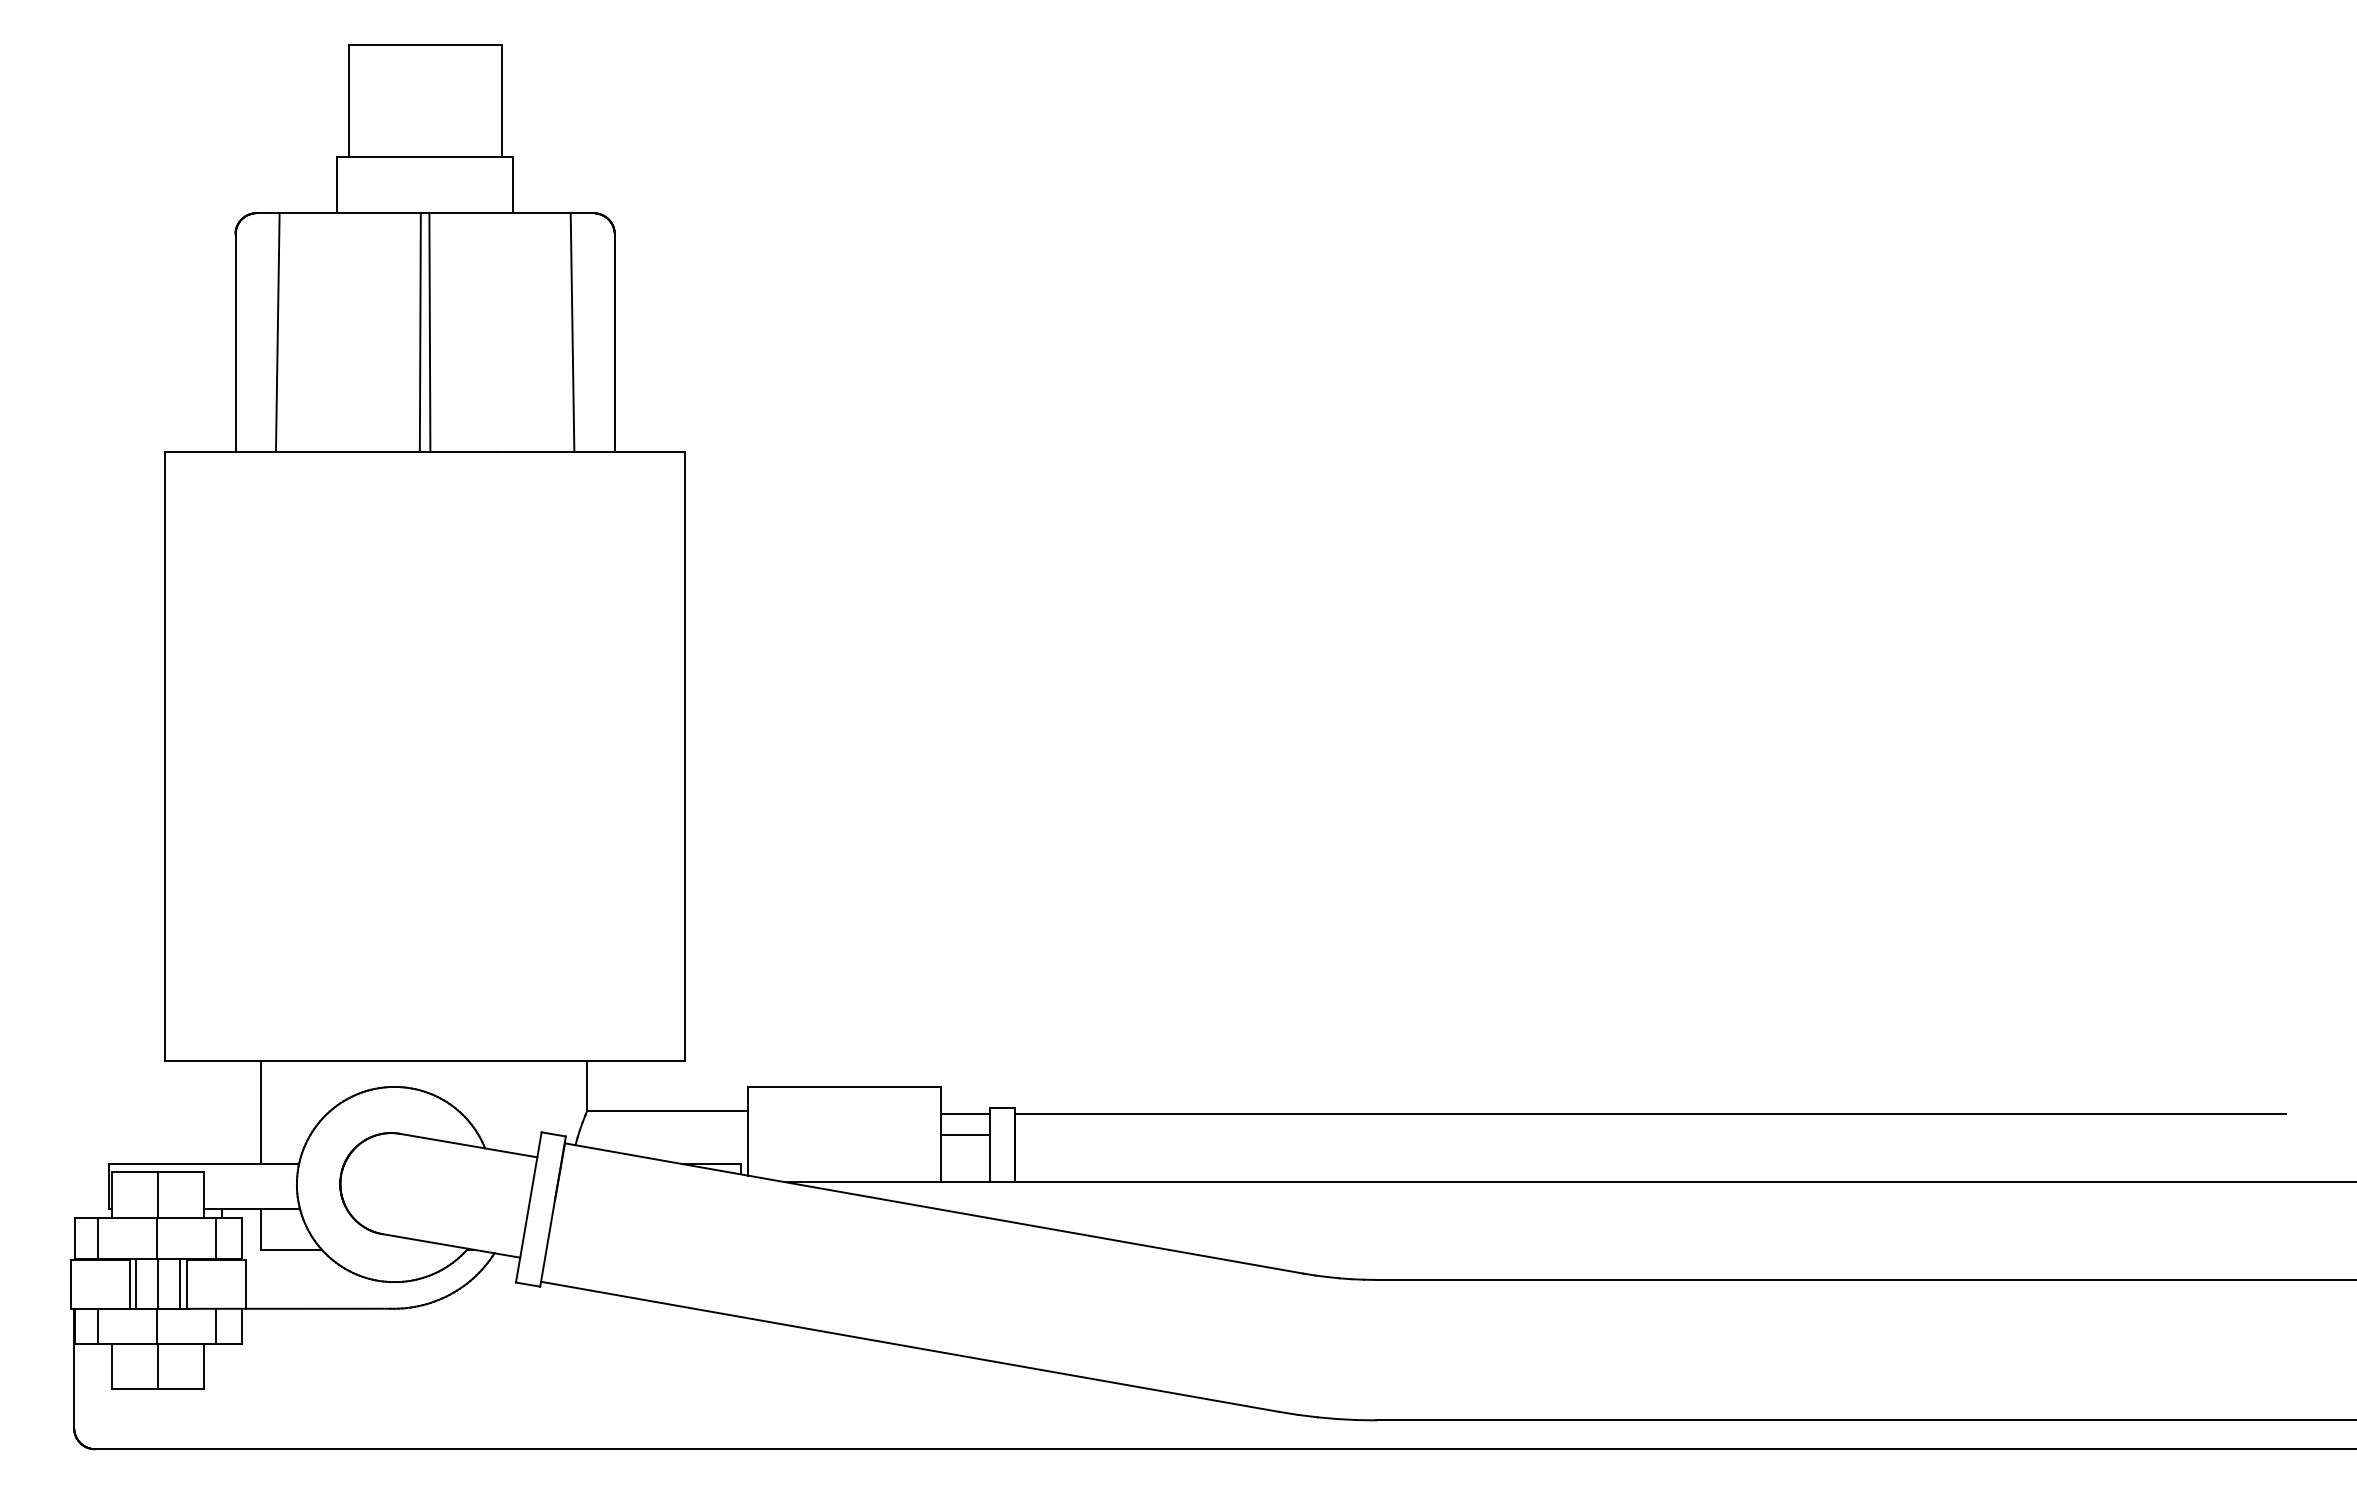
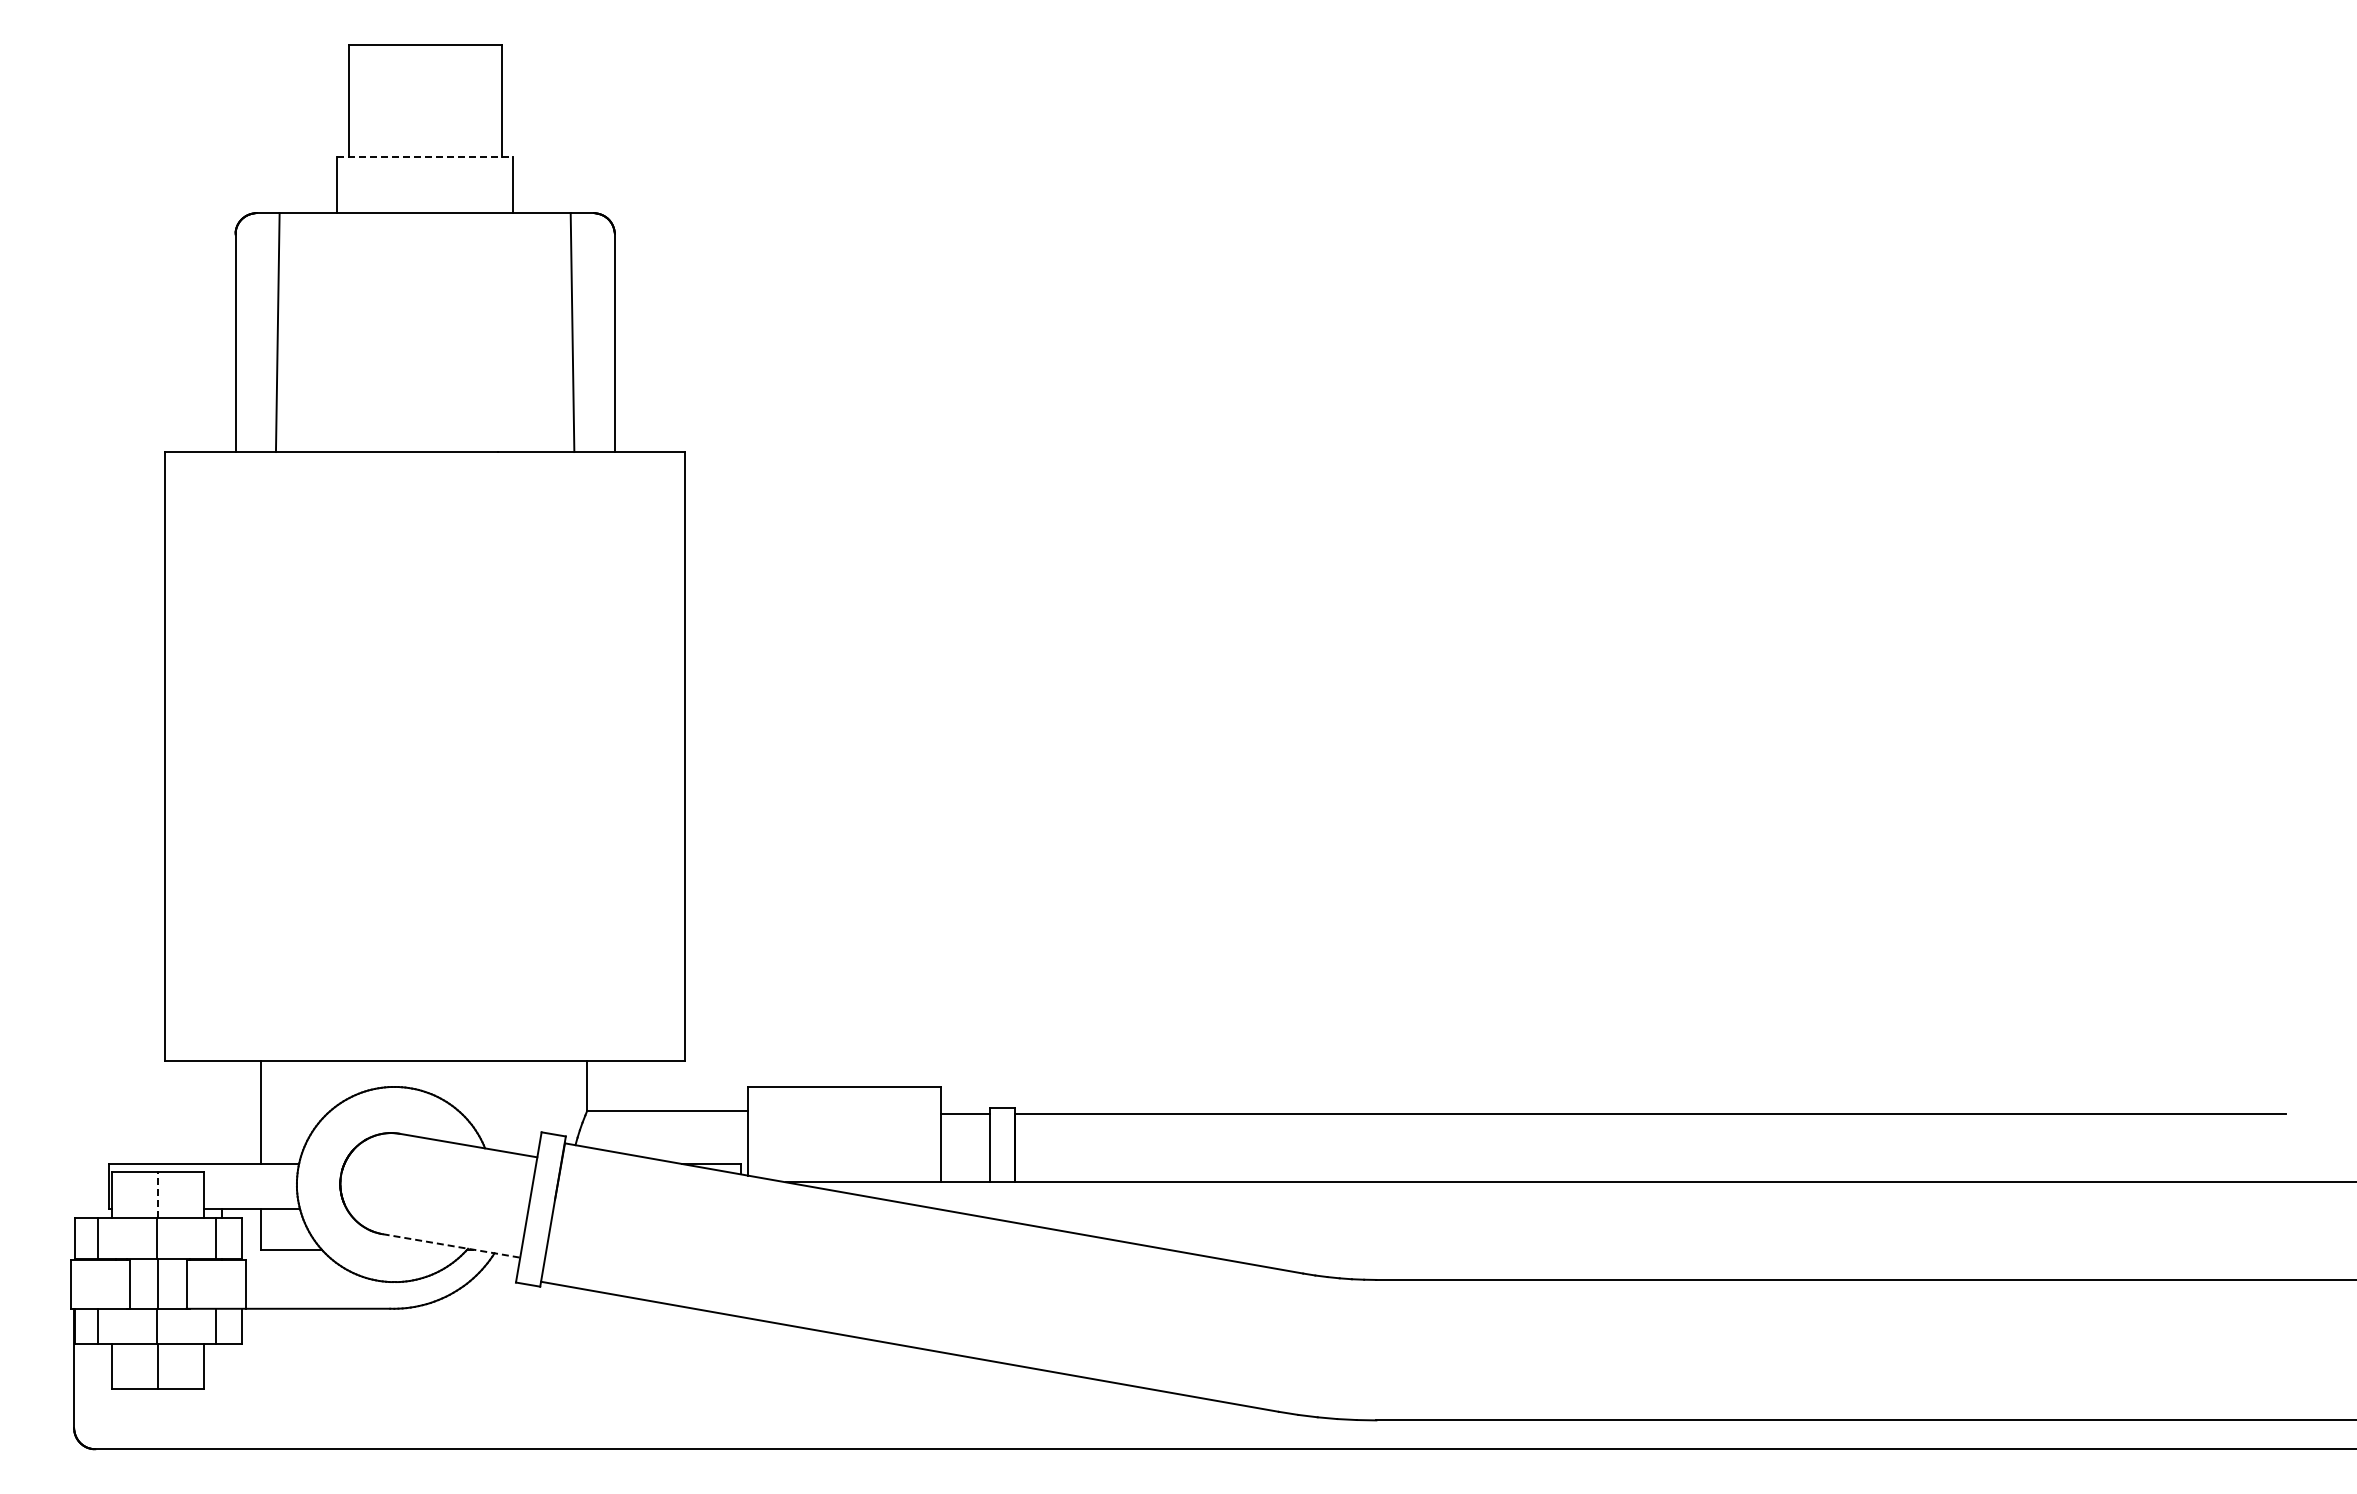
line: solid -> dashed (425, 157)
line: present -> none (419, 332)
line: present -> none (429, 332)
line: present -> none (964, 1135)
line: solid -> dashed (158, 1194)
line: solid -> dashed (451, 1245)
line: present -> none (135, 1283)
line: present -> none (180, 1283)
